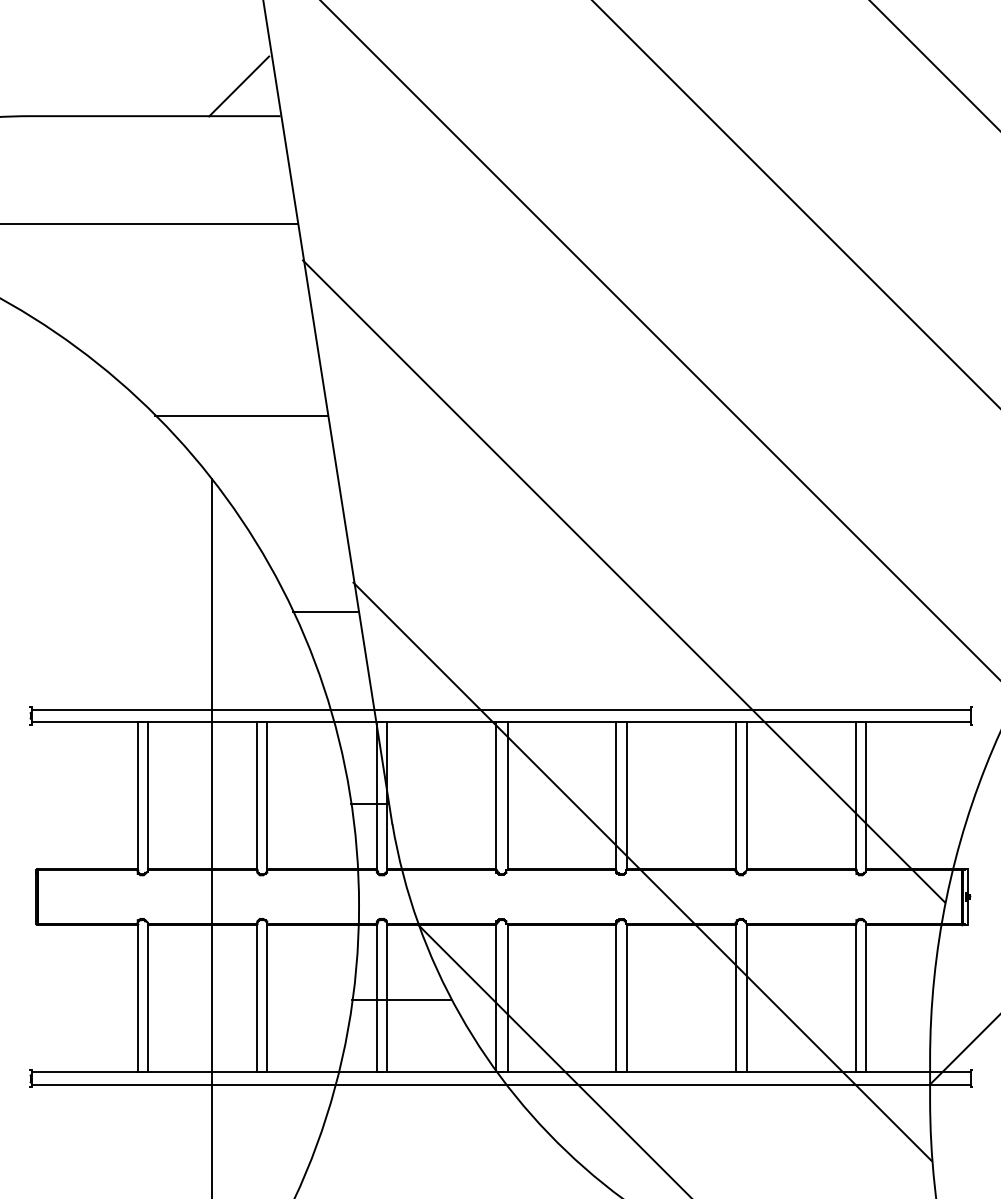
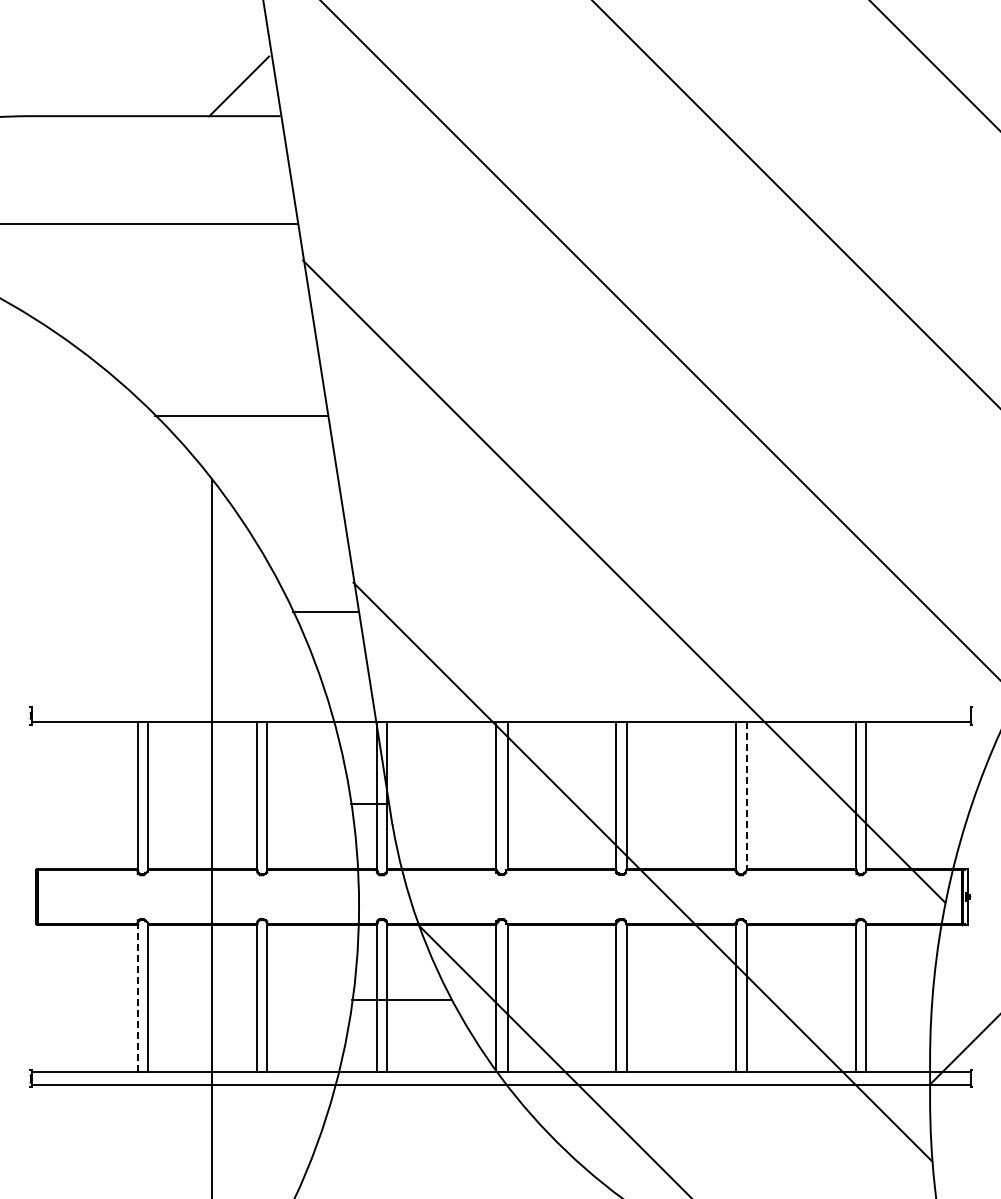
line: present -> none (500, 709)
line: solid -> dashed (746, 796)
line: solid -> dashed (137, 998)
